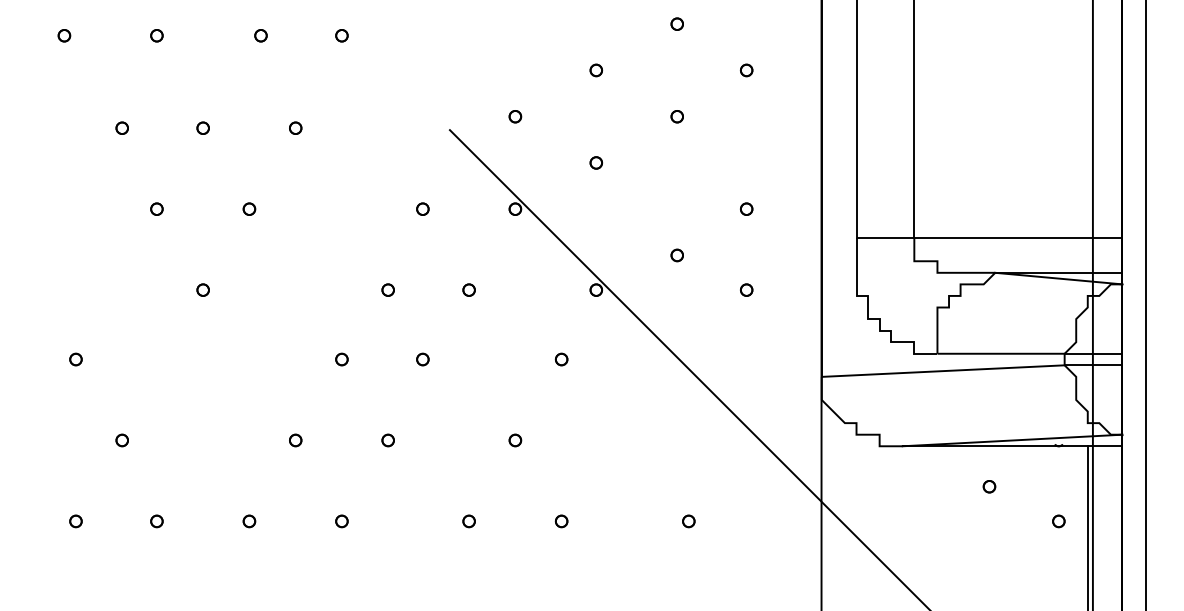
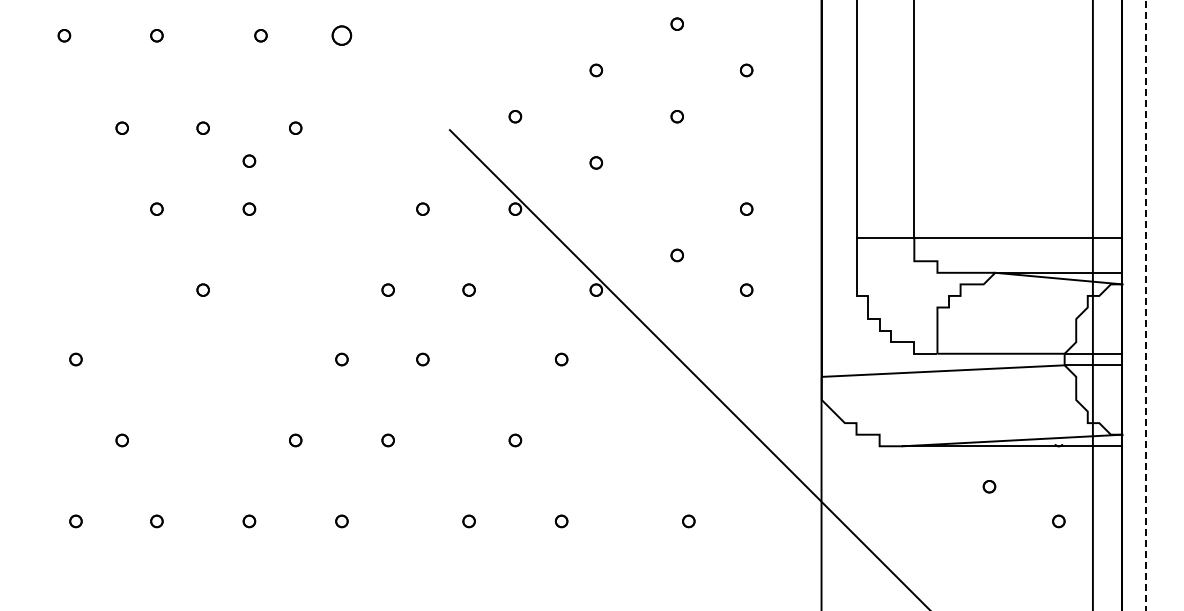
part size: 14x14 px -> 22x21 px (341, 35)
part: none -> present (249, 160)
line: solid -> dashed (1145, 305)
line: present -> none (1087, 526)
